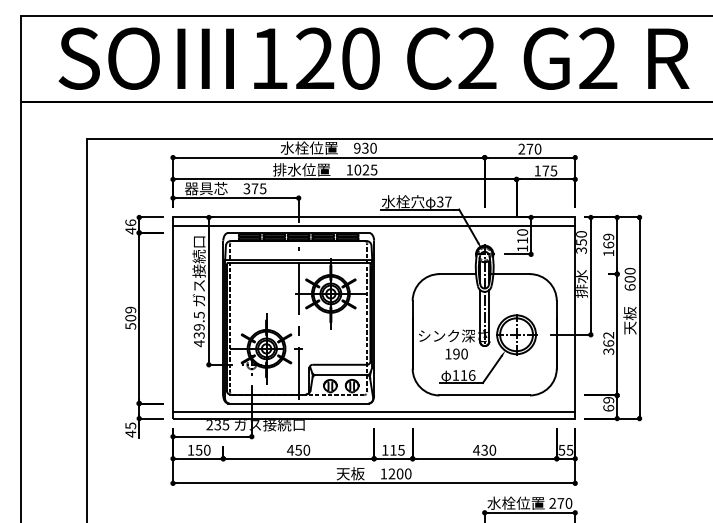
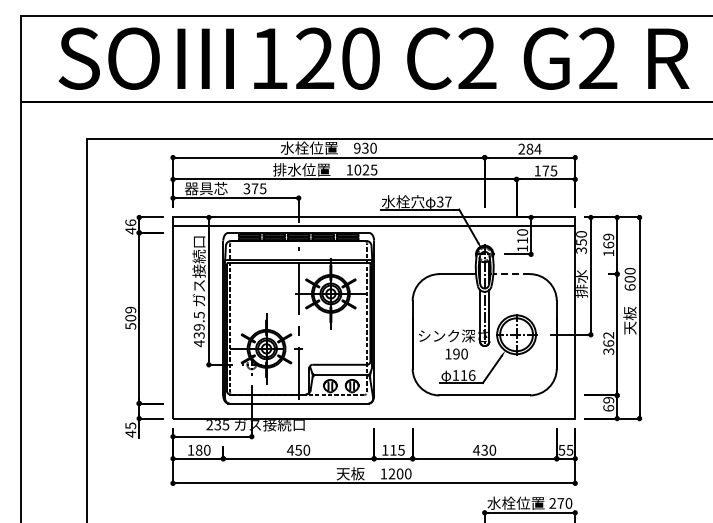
text: 270 -> 284 (533, 148)
line: solid -> dashed (511, 274)
line: present -> none (374, 411)
text: 150 -> 180 (198, 449)
